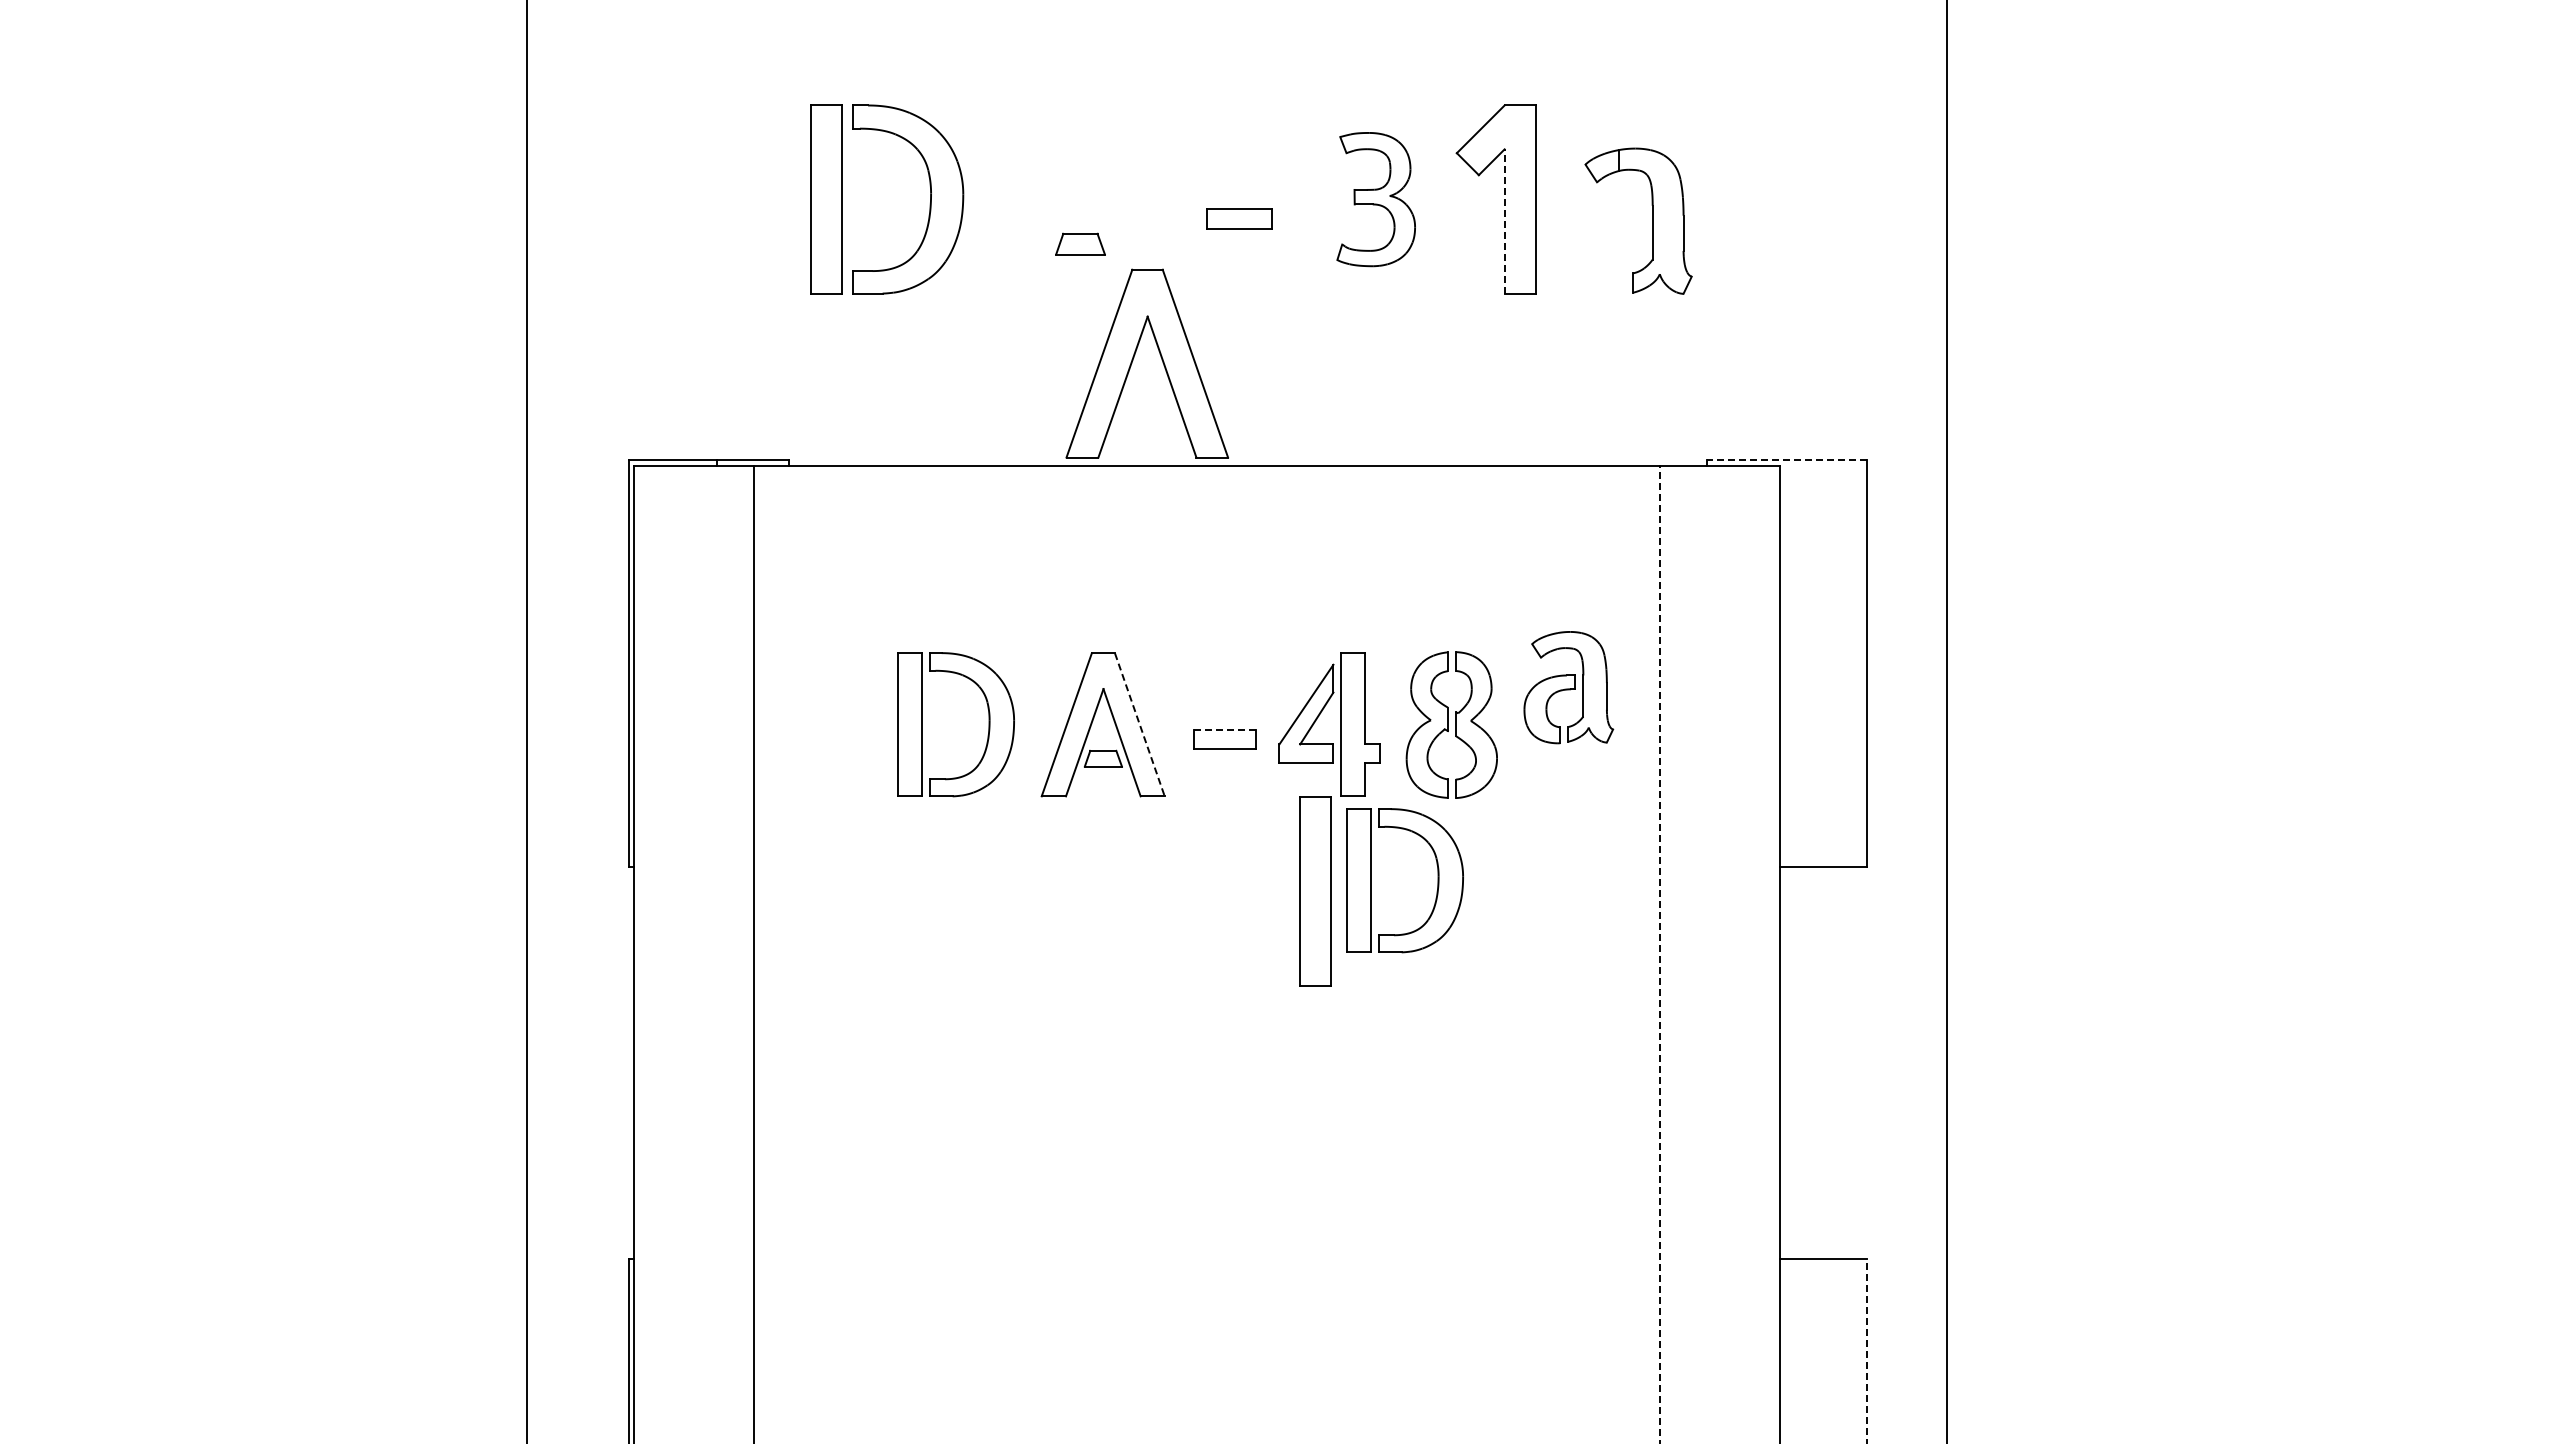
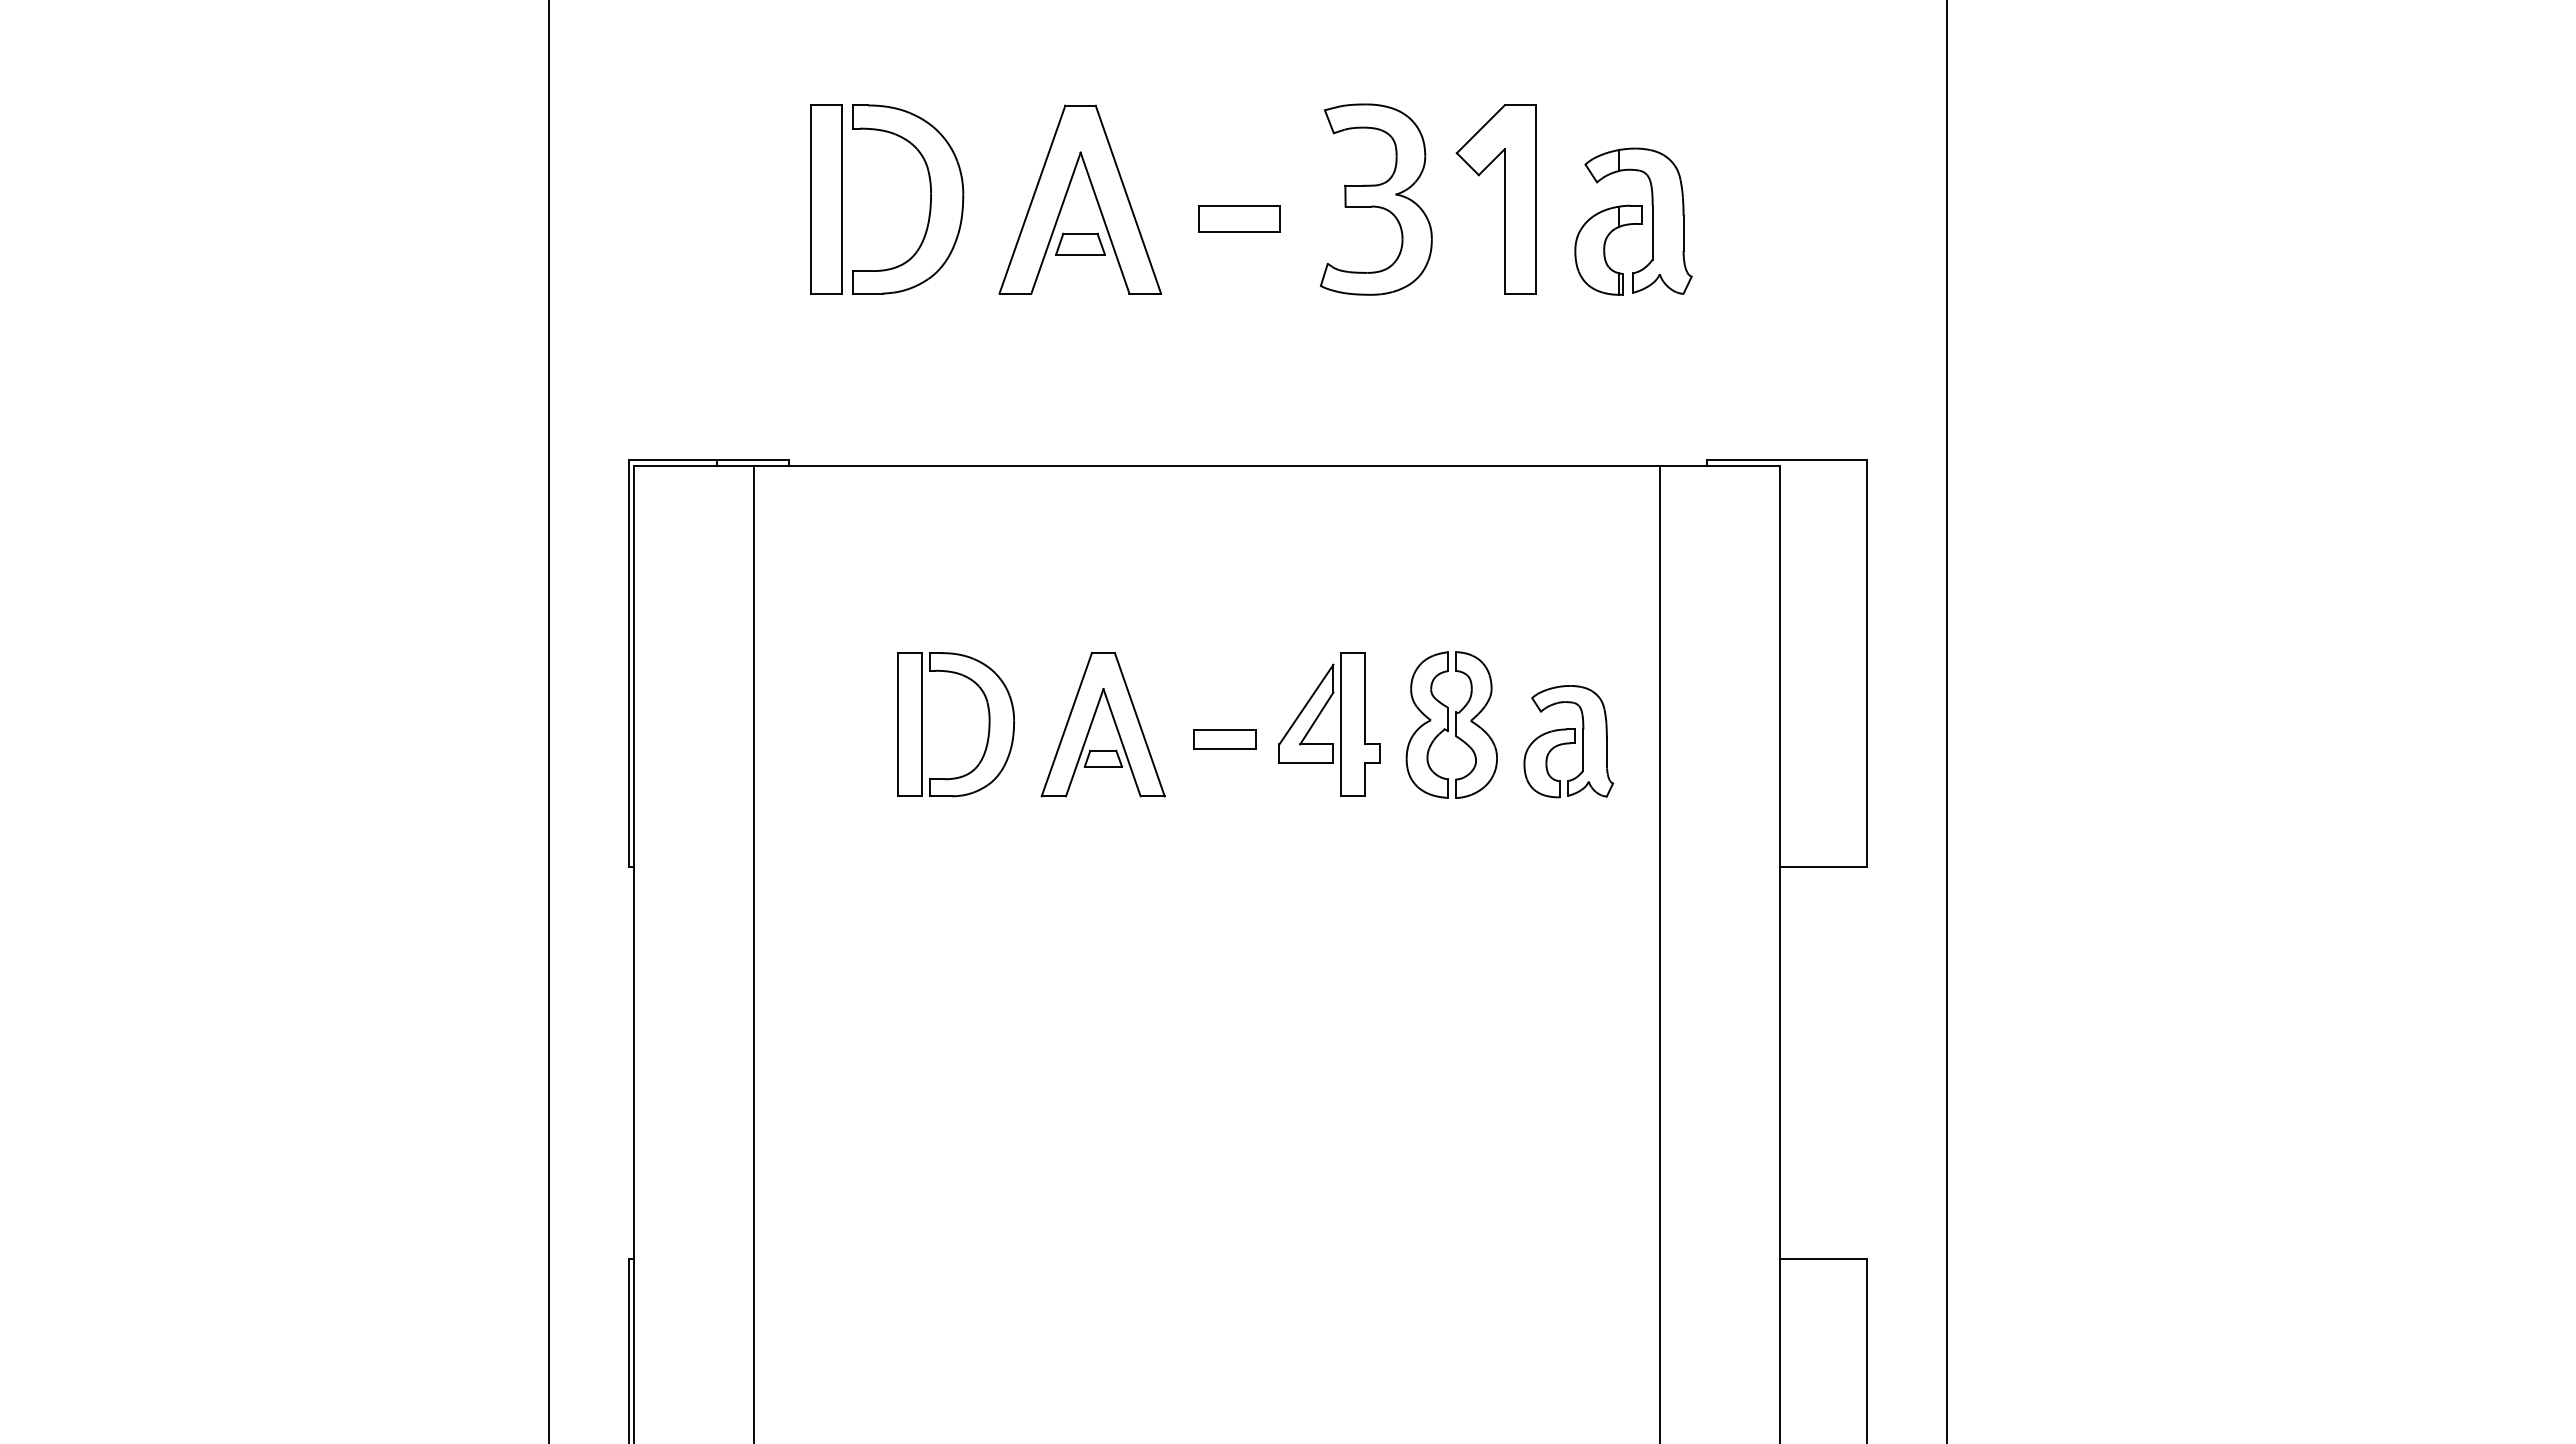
part size: 80x136 px -> 114x193 px (1375, 199)
part size: 67x22 px -> 83x28 px (1239, 218)
line: dashed -> solid (1504, 220)
part: none -> present (1608, 249)
part position: (1133, 360) -> (1066, 196) (1066, 196)
line: dashed -> solid (1787, 460)
part position: (1568, 687) -> (1568, 741) (1568, 741)
line position: (527, 721) -> (549, 721) (549, 721)
line: dashed -> solid (1139, 724)
line: dashed -> solid (1224, 729)
part: present -> none (1371, 880)
part: present -> none (1315, 891)
line: dashed -> solid (1660, 954)
line: dashed -> solid (1867, 1350)
